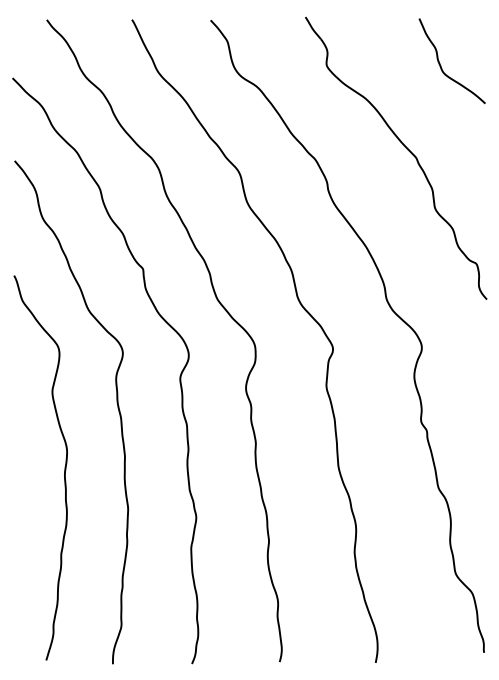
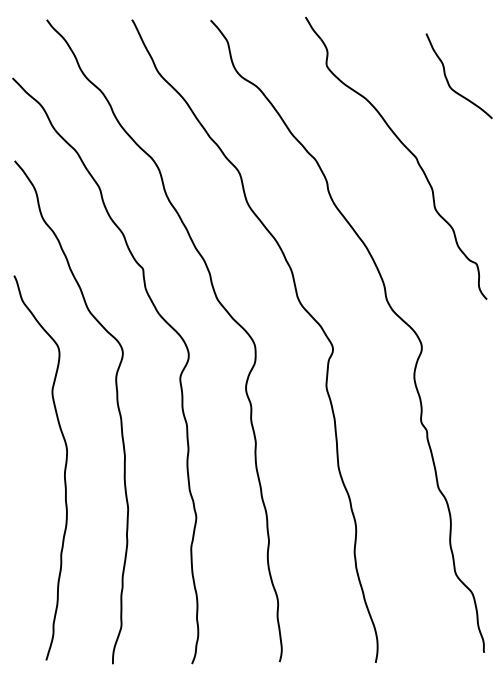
curve position: (441, 65) -> (448, 80) (448, 80)
